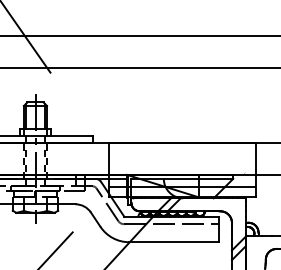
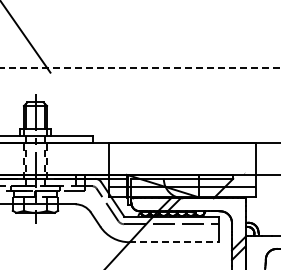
line: present -> none (139, 35)
line: solid -> dashed (140, 67)
line: solid -> dashed (174, 242)
line: present -> none (56, 249)
